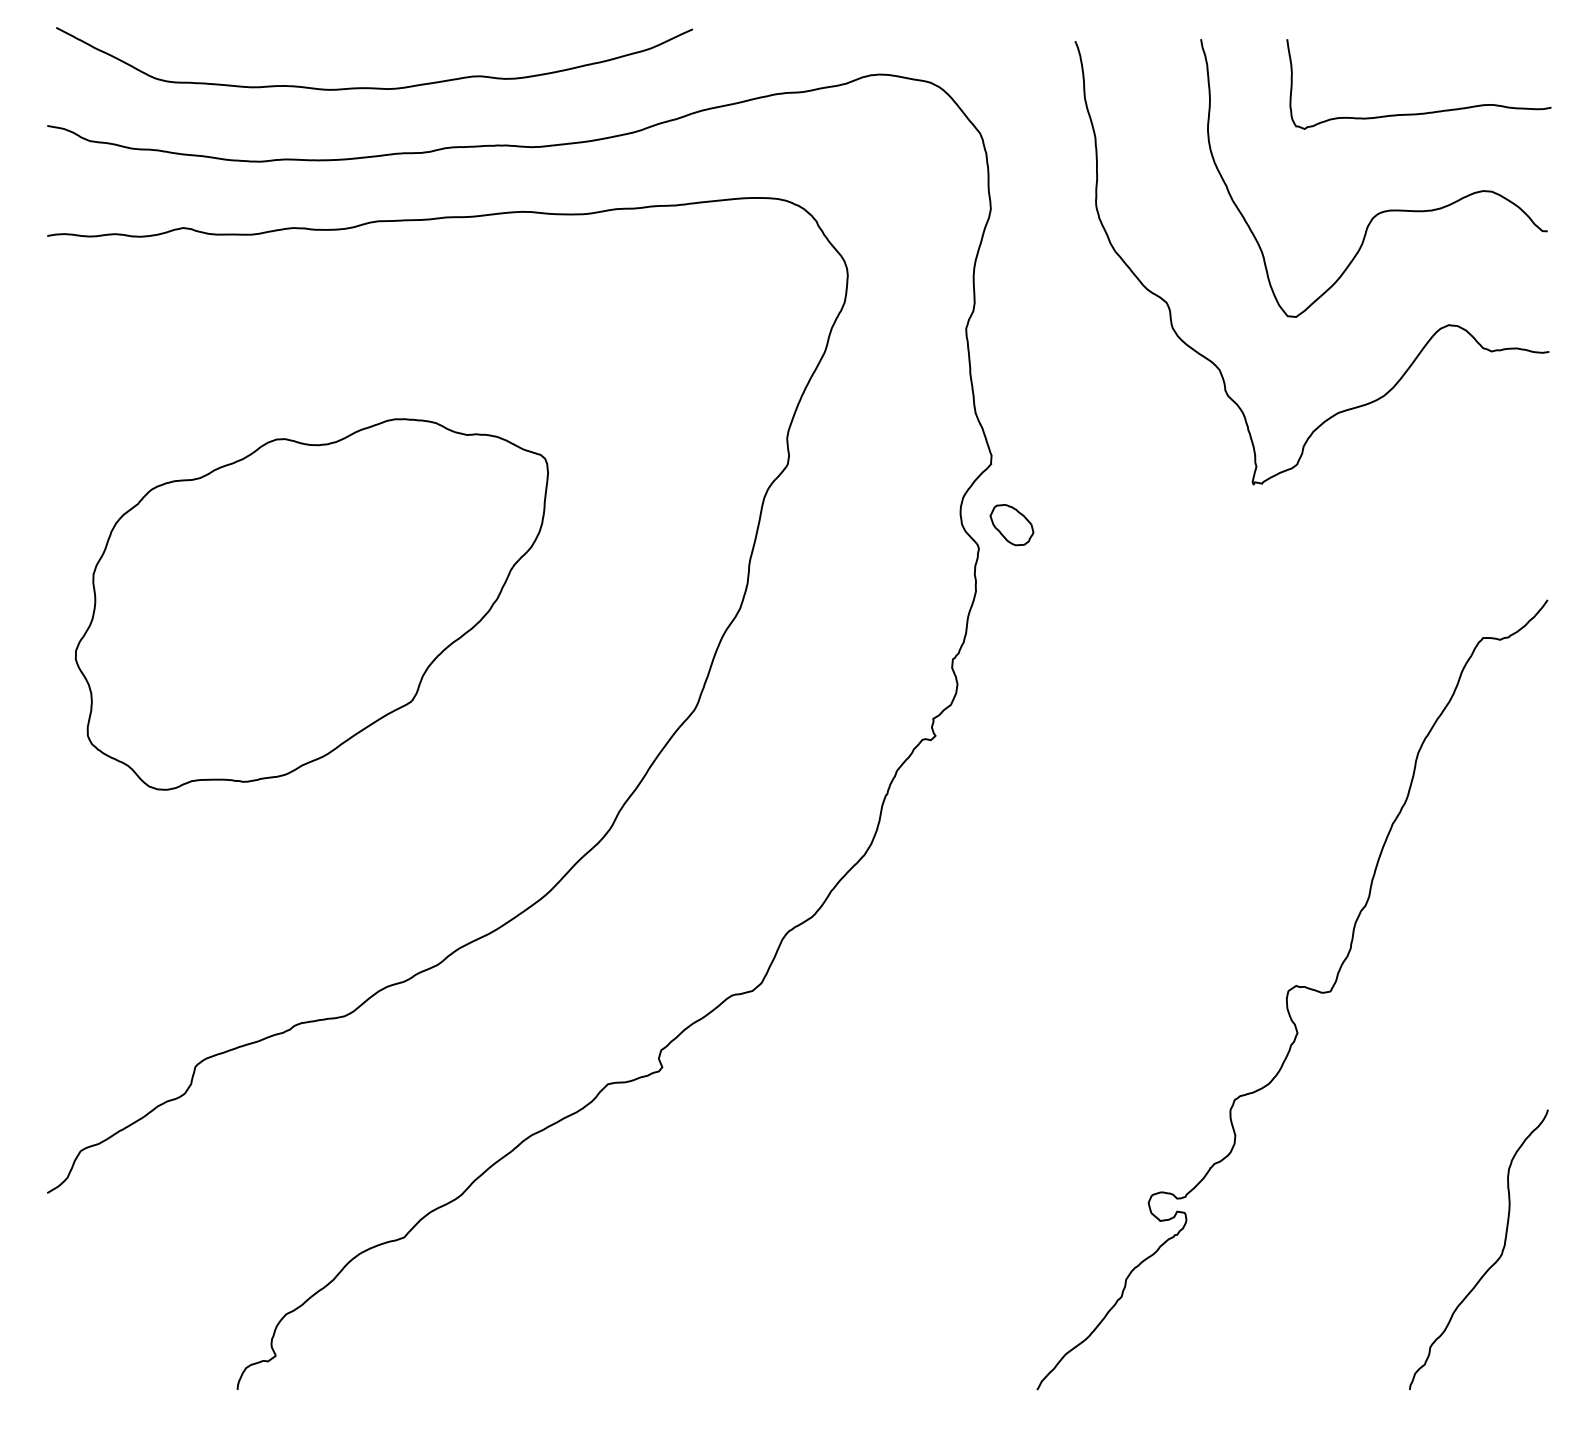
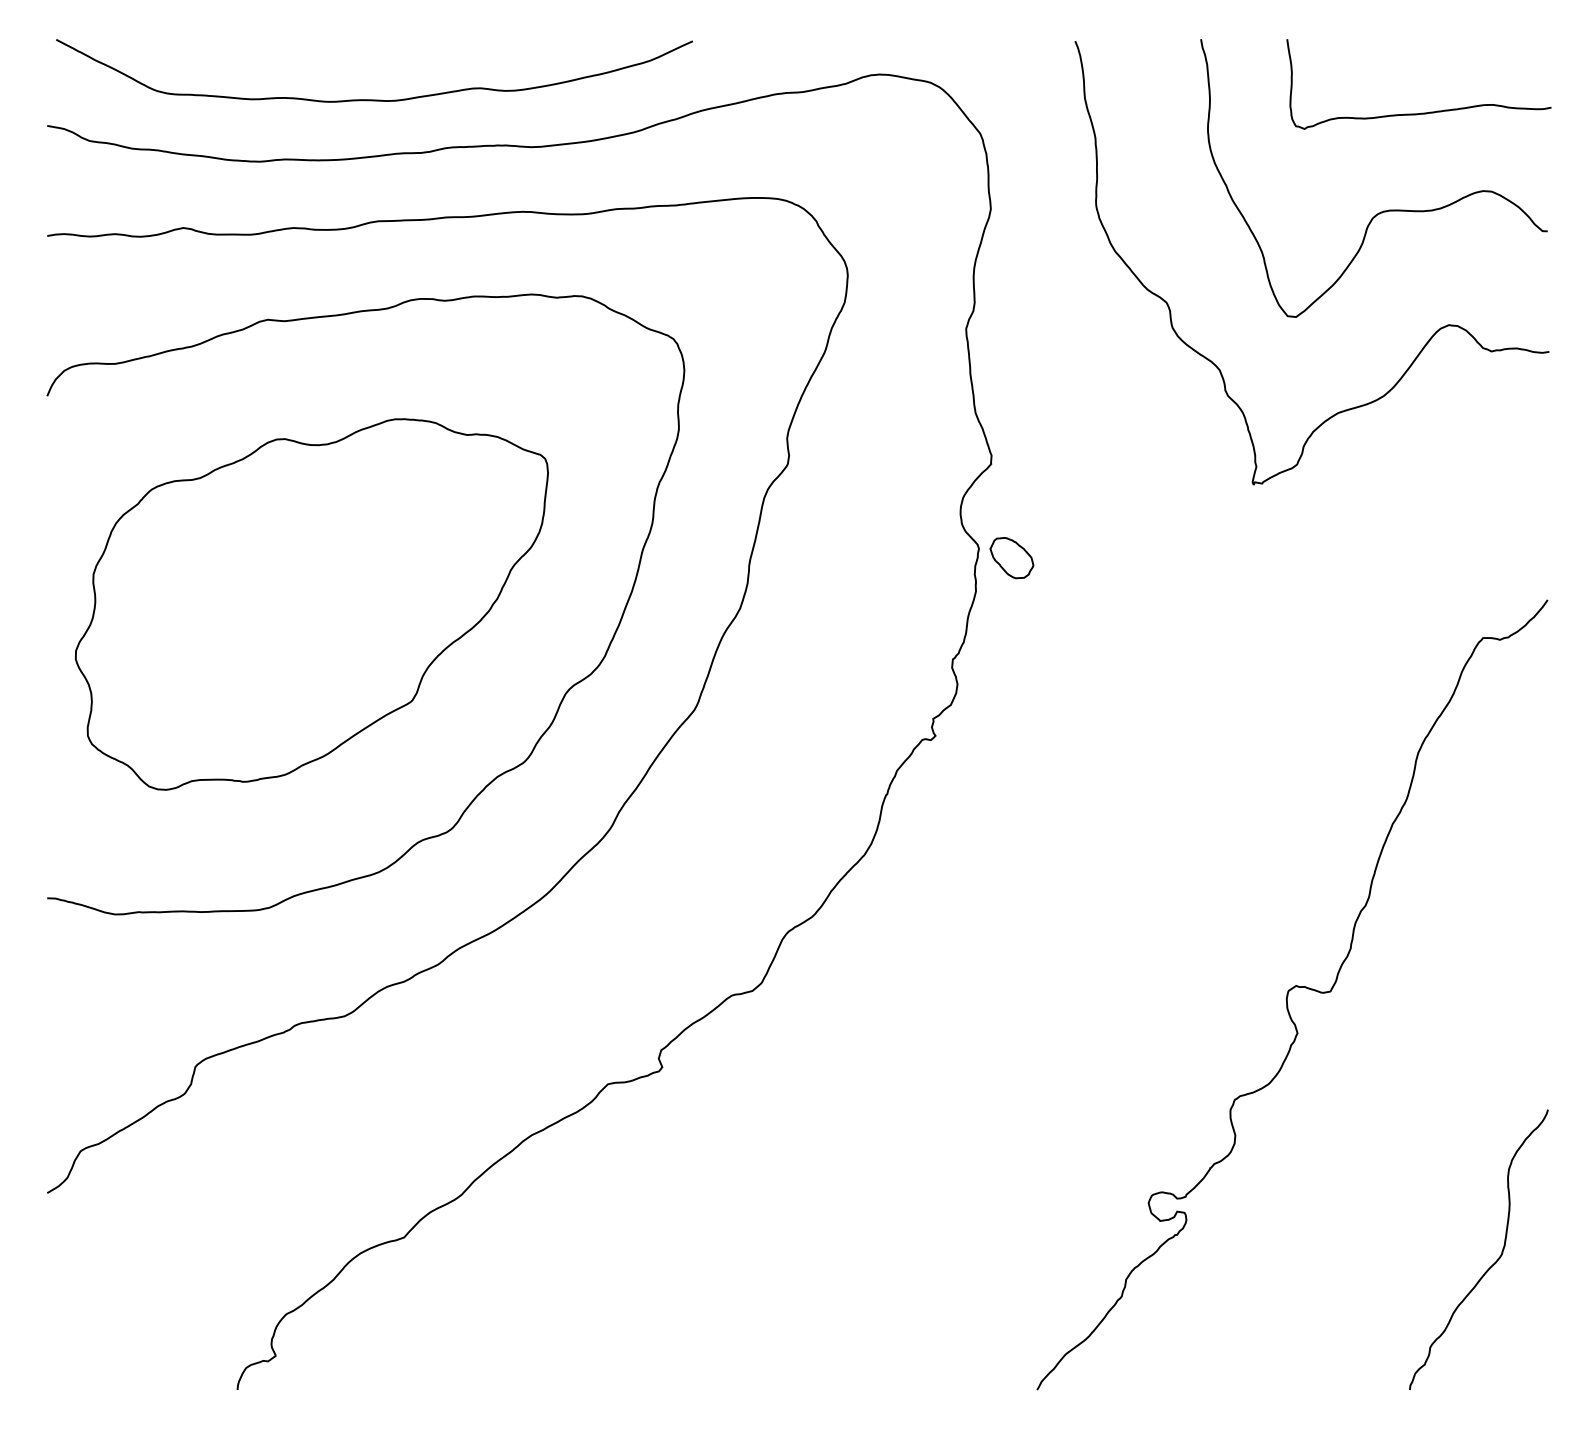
curve position: (374, 87) -> (374, 99) (374, 99)
part position: (1011, 525) -> (1011, 558) (1011, 558)
curve: none -> present (497, 775)
